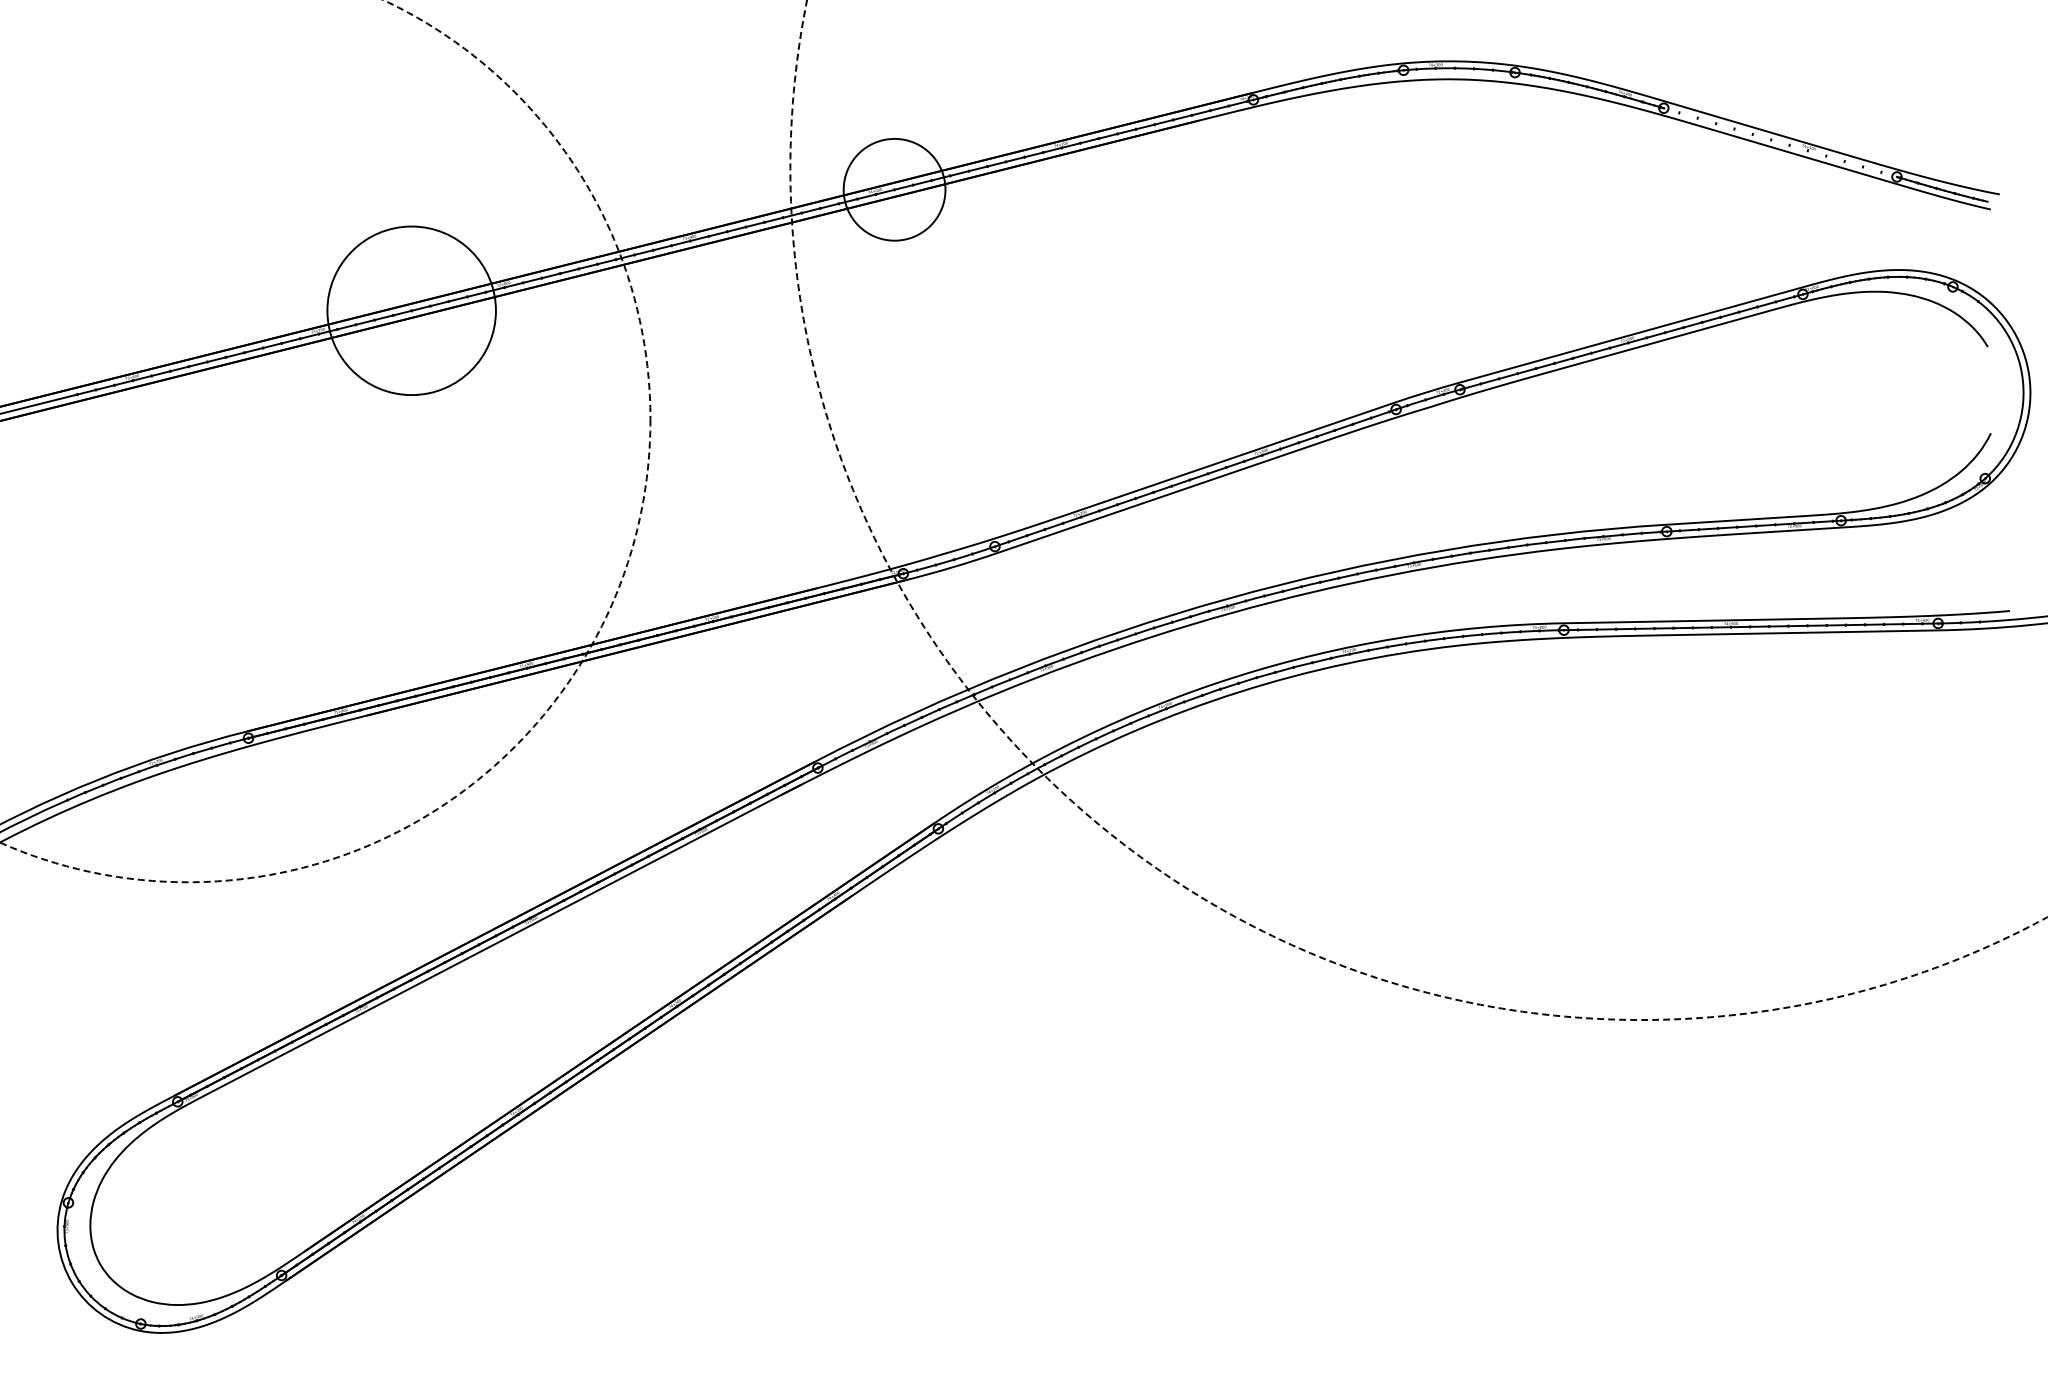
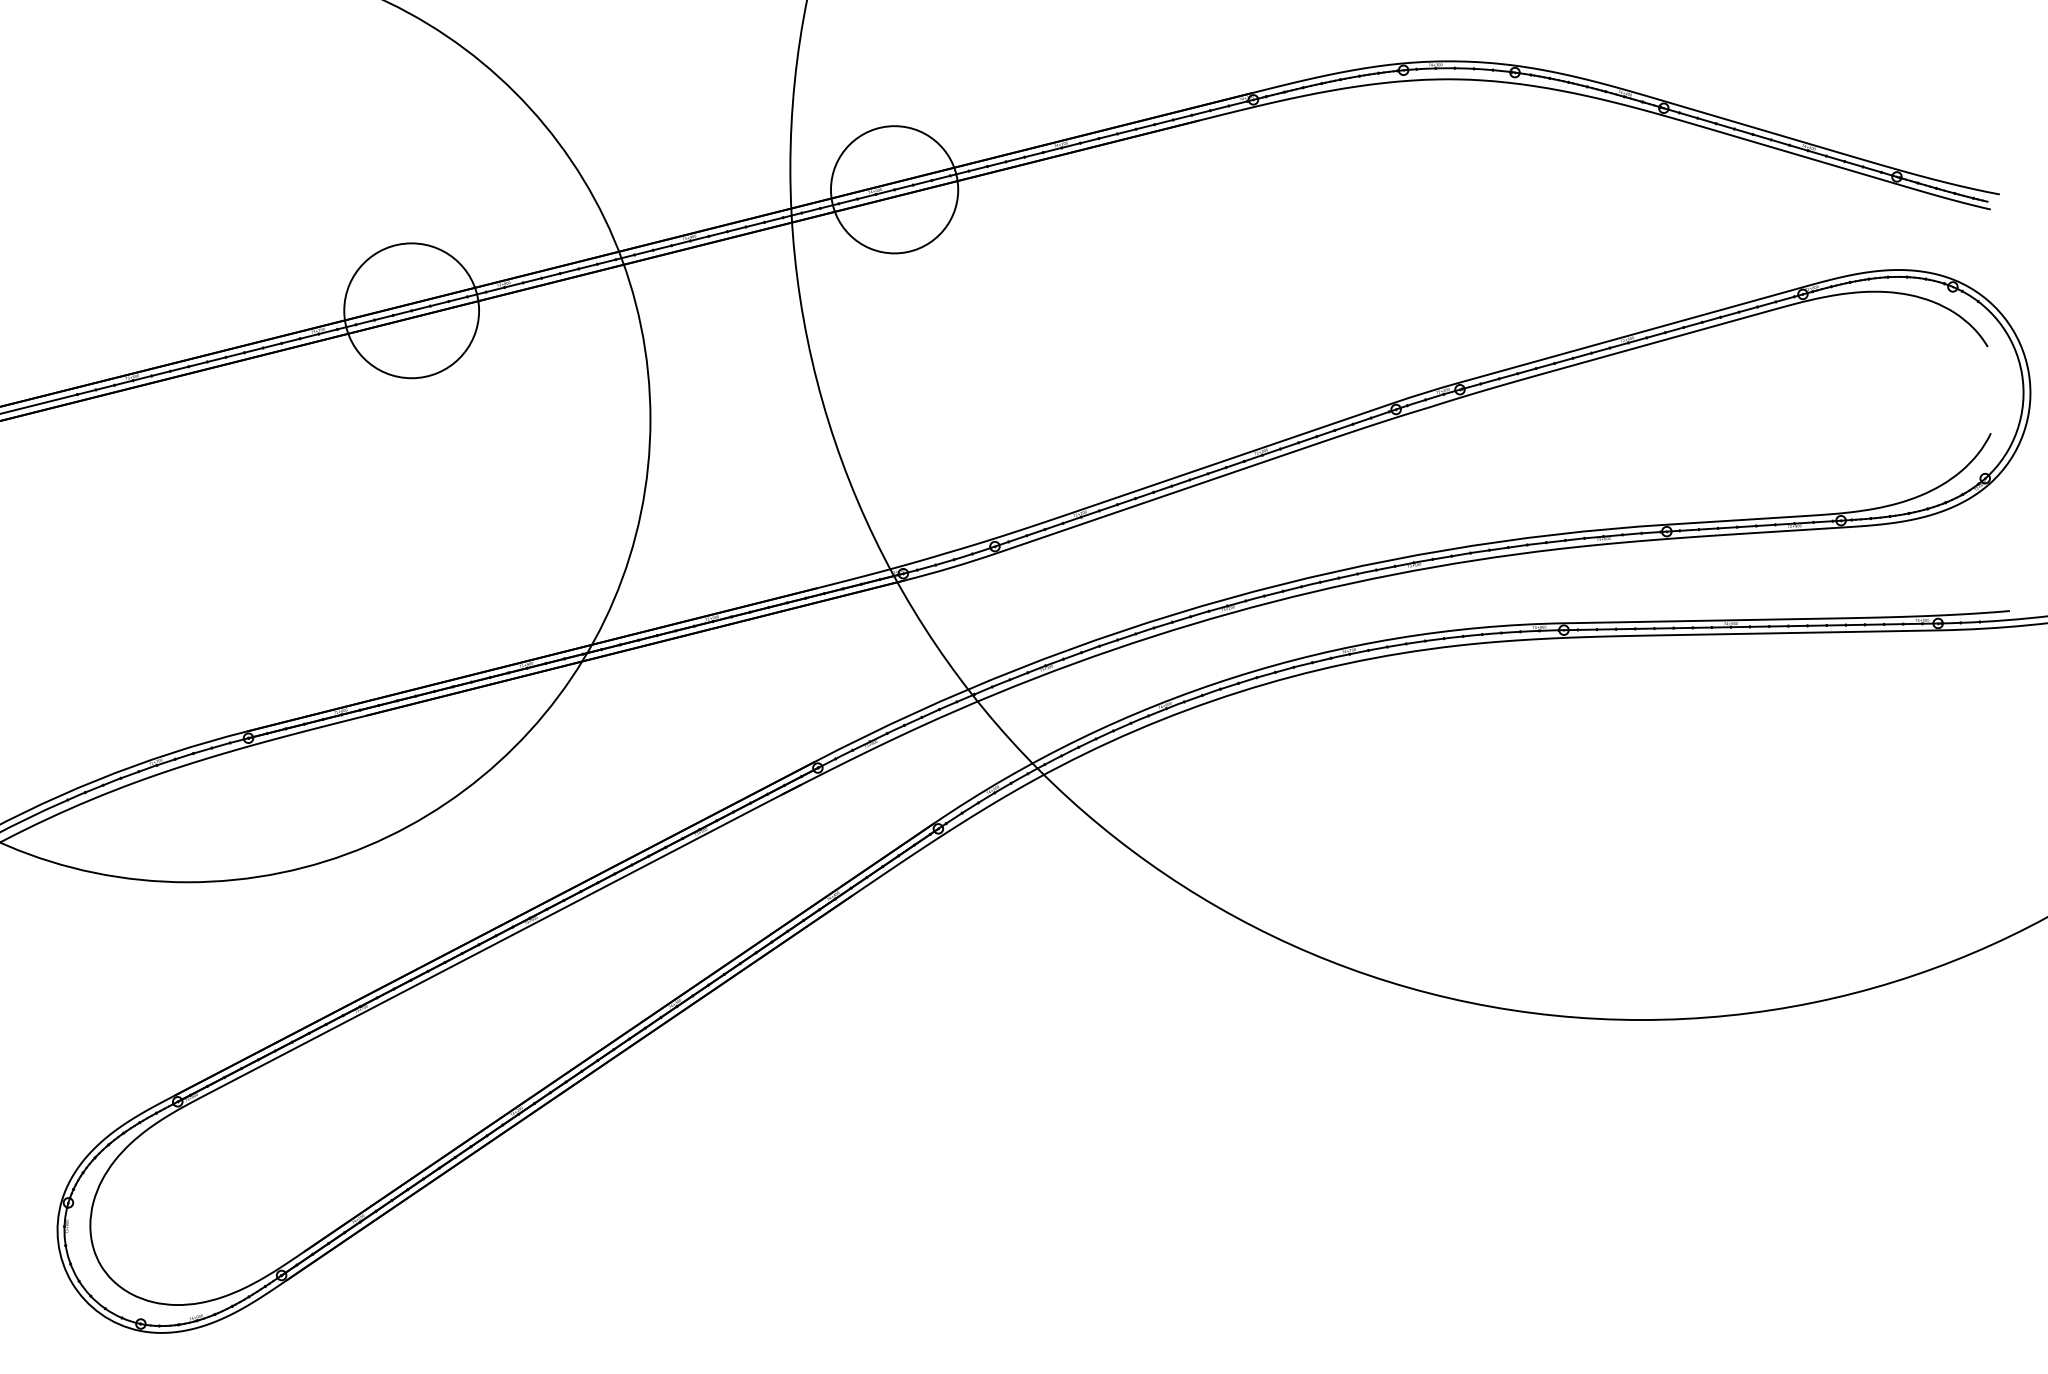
line: none -> present (1779, 142)
circle diameter: 102 px -> 127 px (894, 189)
circle diameter: 169 px -> 135 px (411, 310)
circle: dashed -> solid (325, 441)
circle: dashed -> solid (1418, 510)
